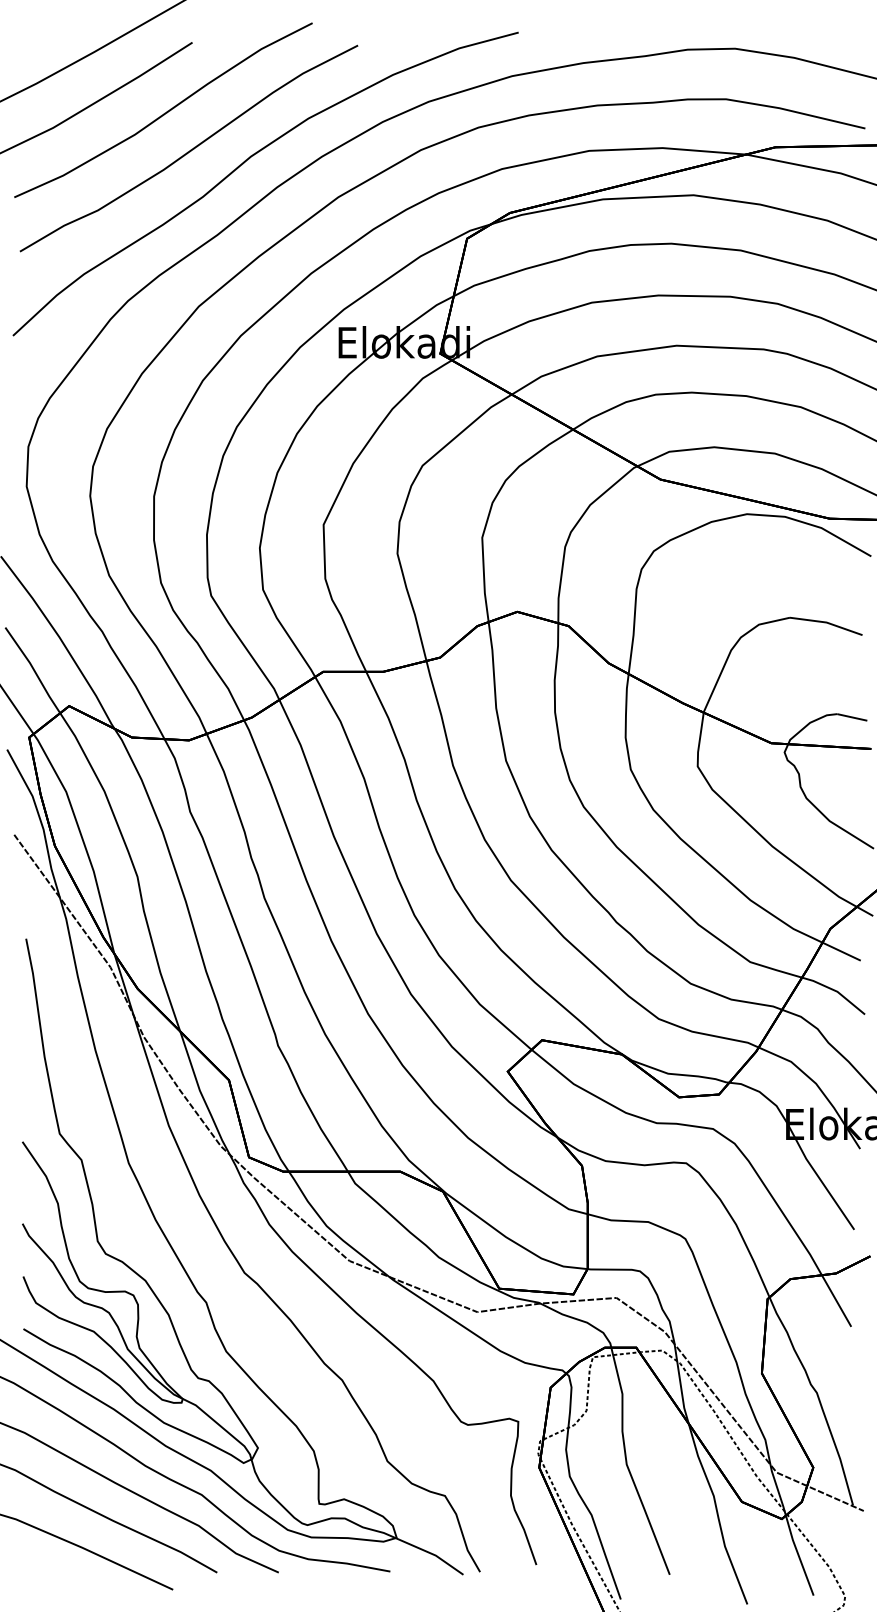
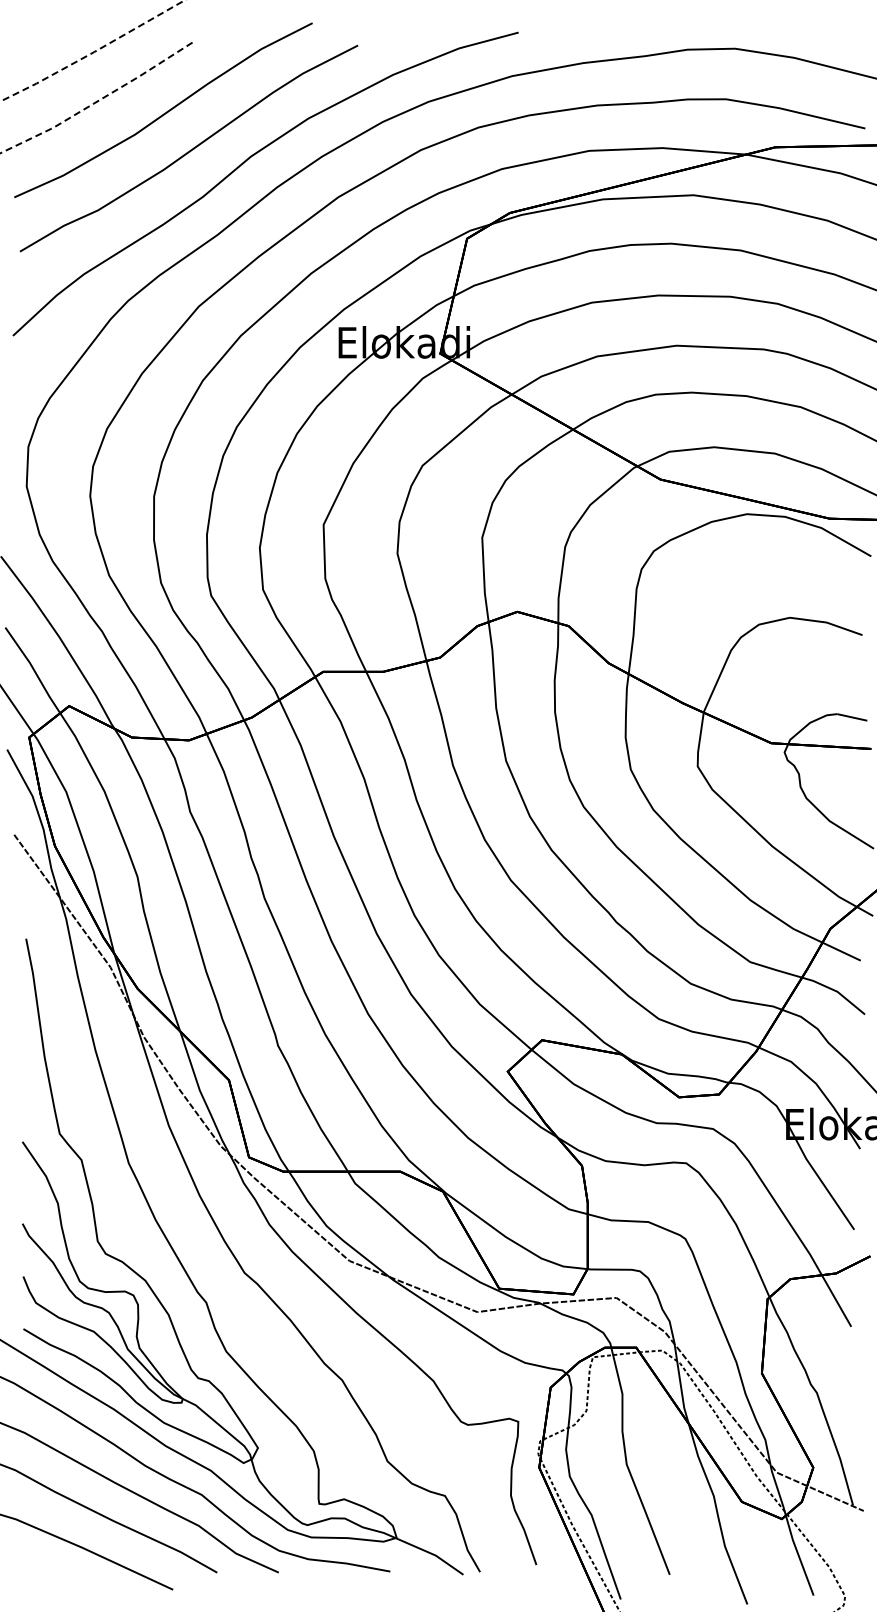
line: solid -> dashed (93, 52)
line: solid -> dashed (98, 100)
